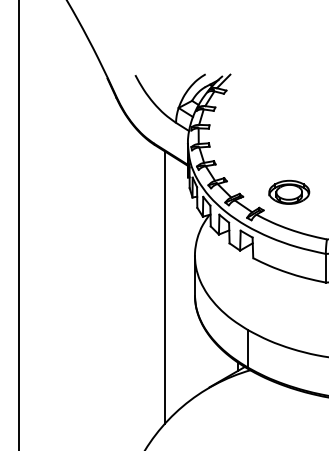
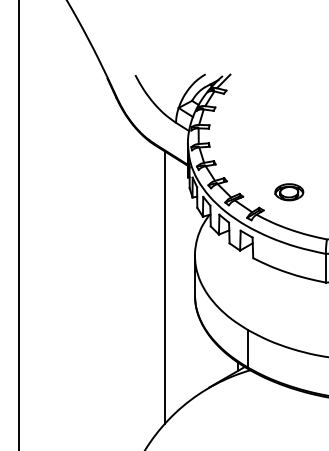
part size: 43x26 px -> 31x19 px (289, 192)
